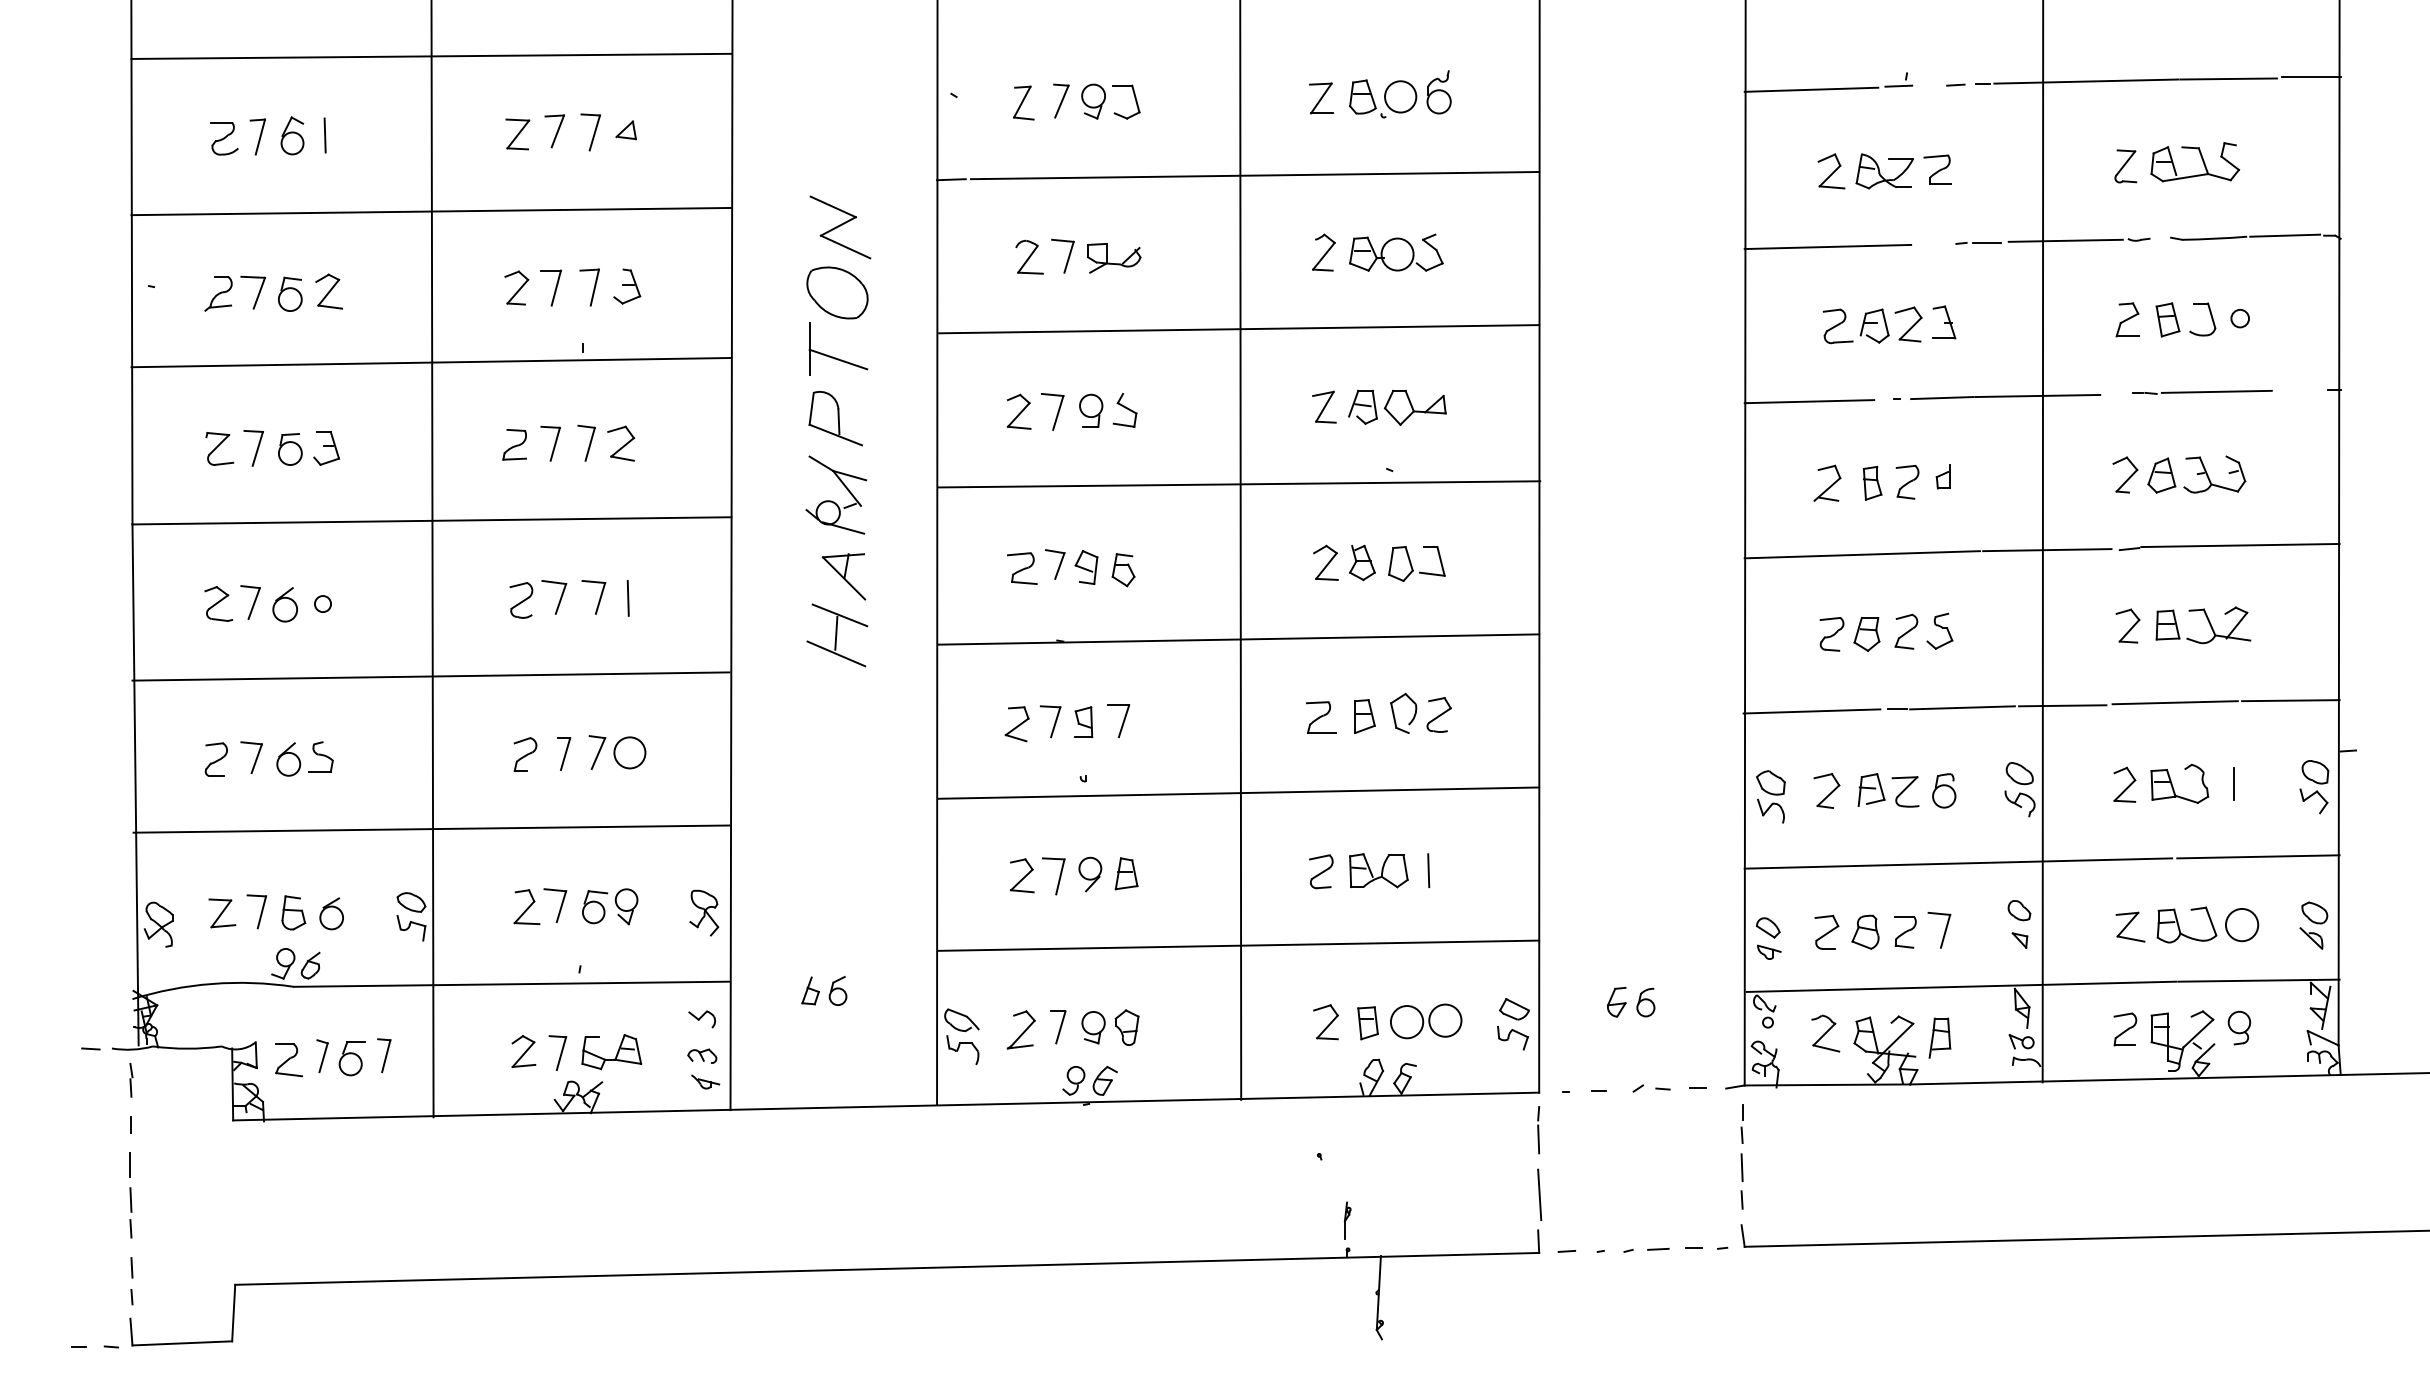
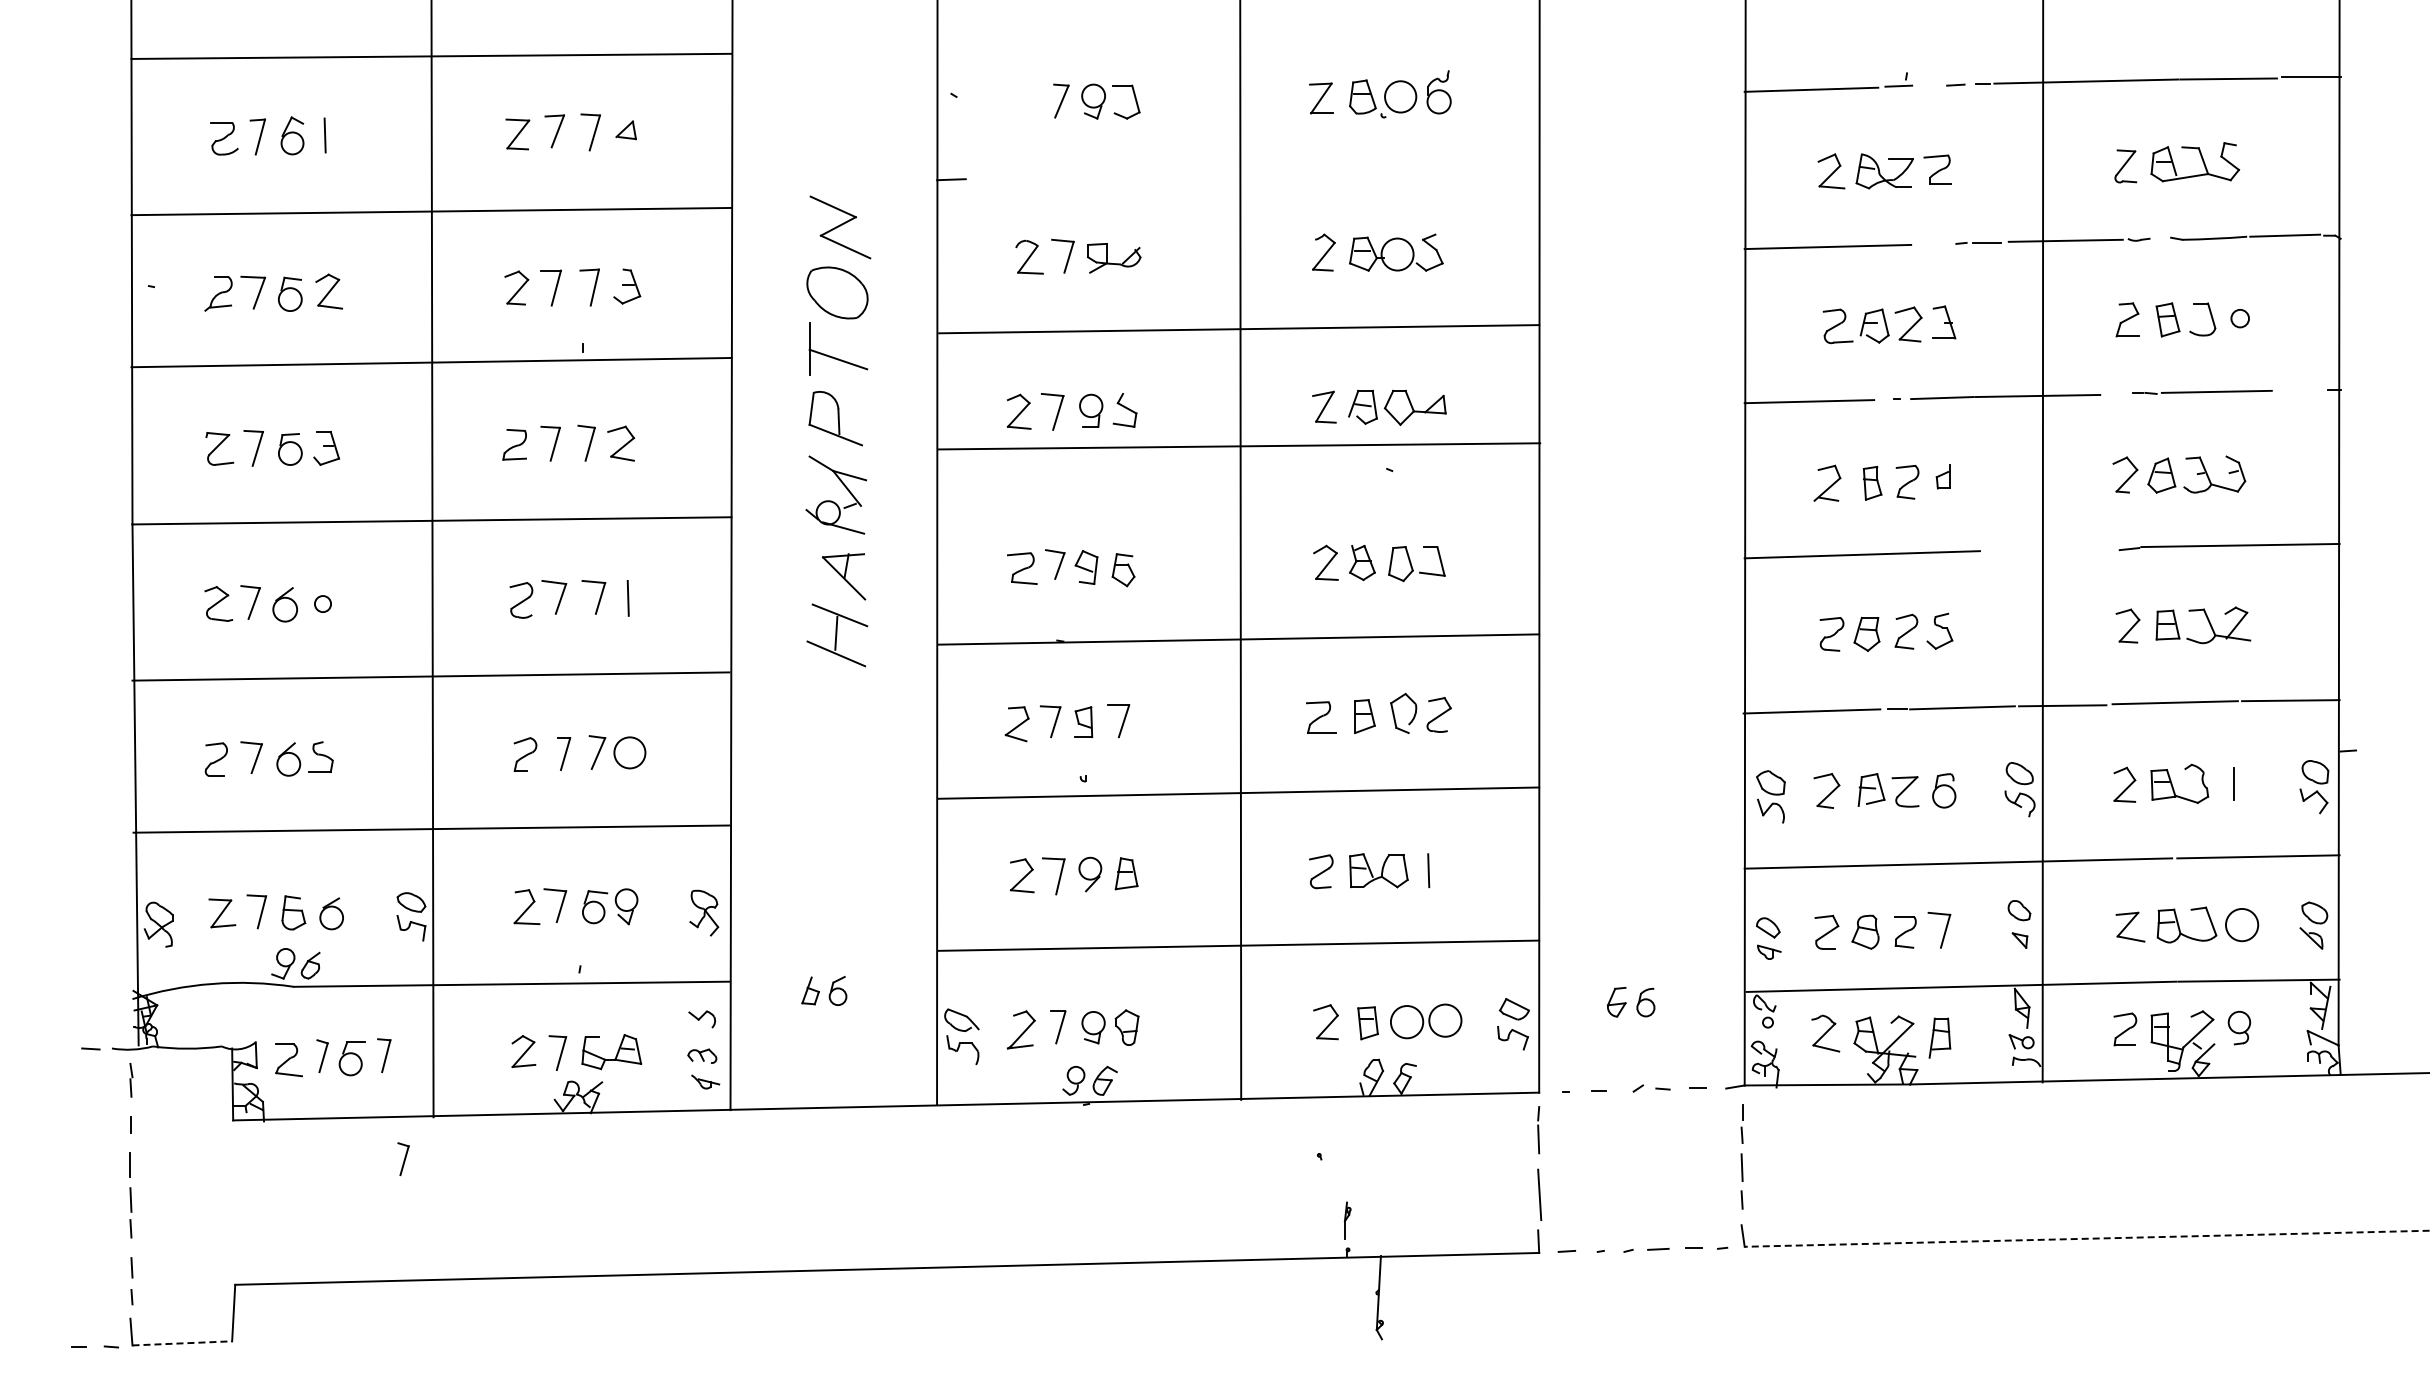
part: present -> none (1023, 102)
line: present -> none (1254, 175)
line position: (1239, 484) -> (1239, 446) (1239, 446)
line: present -> none (2047, 550)
part: none -> present (403, 1158)
line: solid -> dashed (2086, 1238)
line: solid -> dashed (182, 1343)
